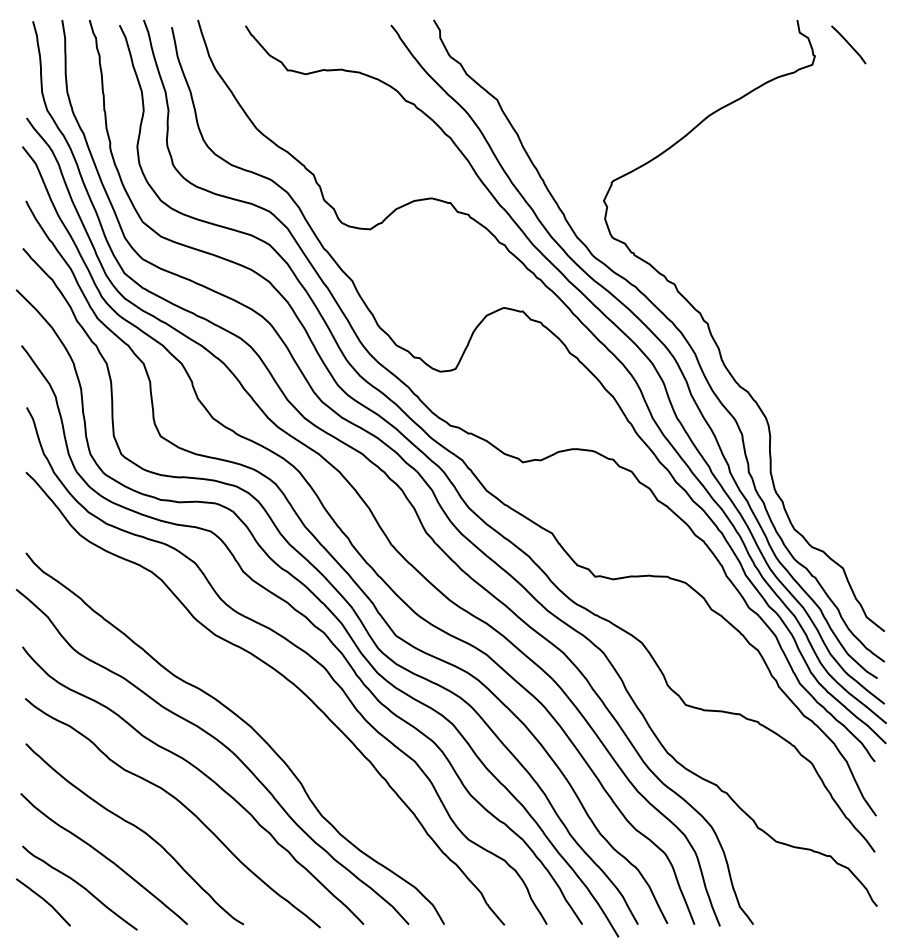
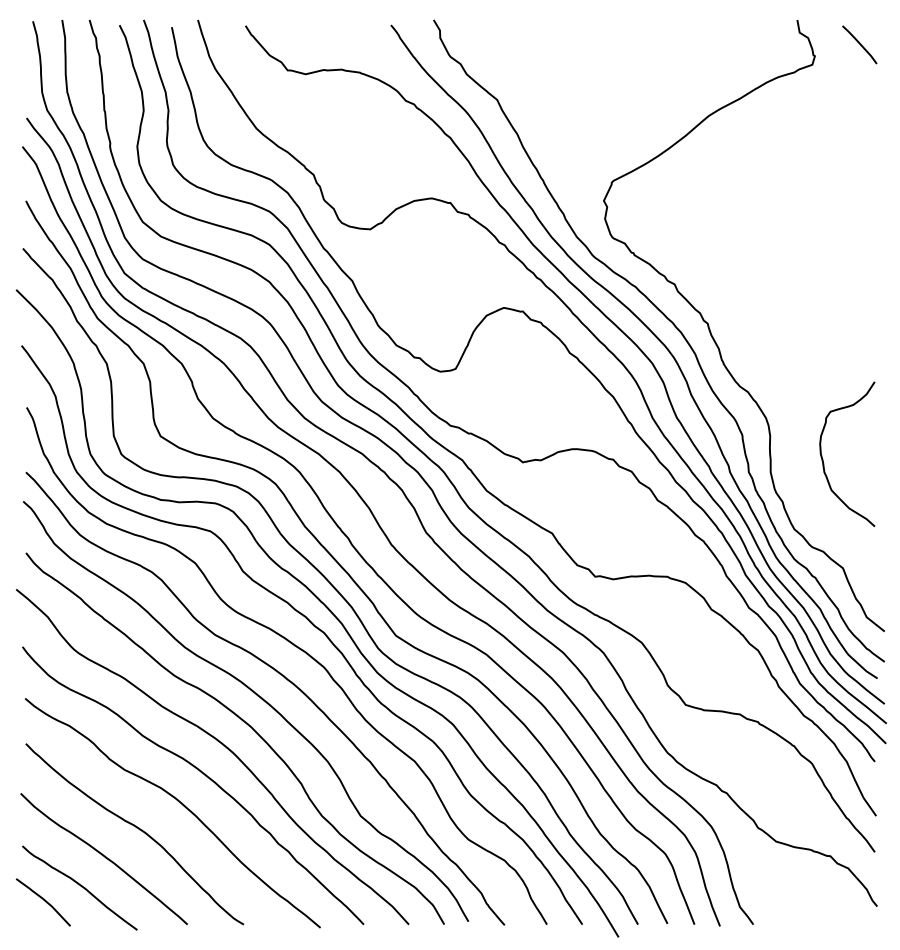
line position: (848, 44) -> (859, 44) (859, 44)
curve: none -> present (823, 459)
curve: none -> present (257, 696)
